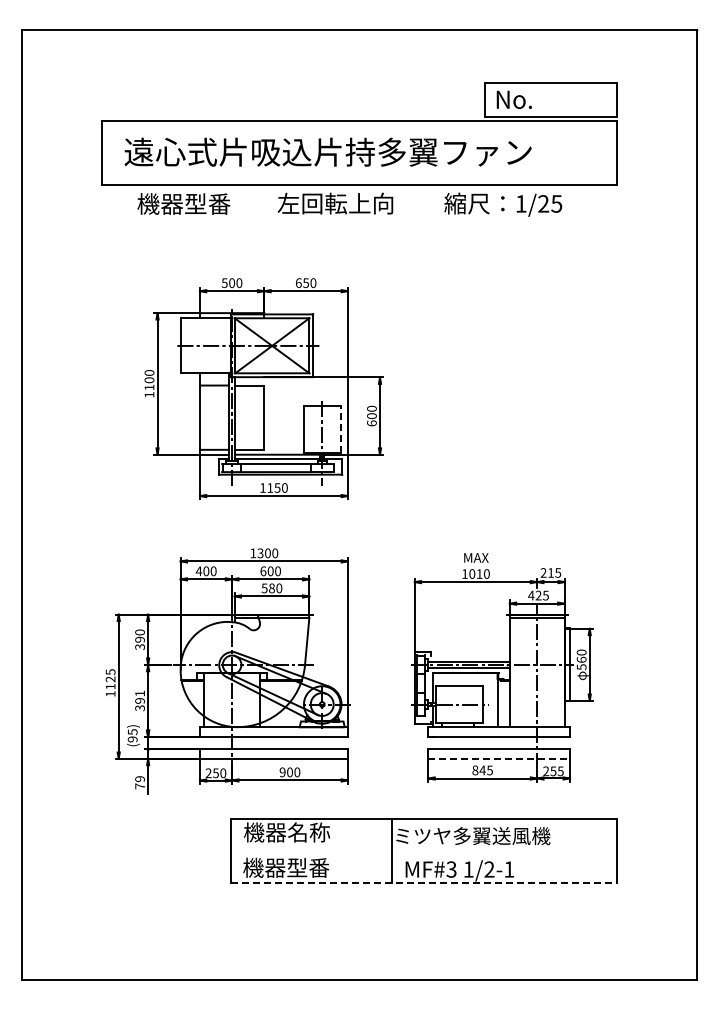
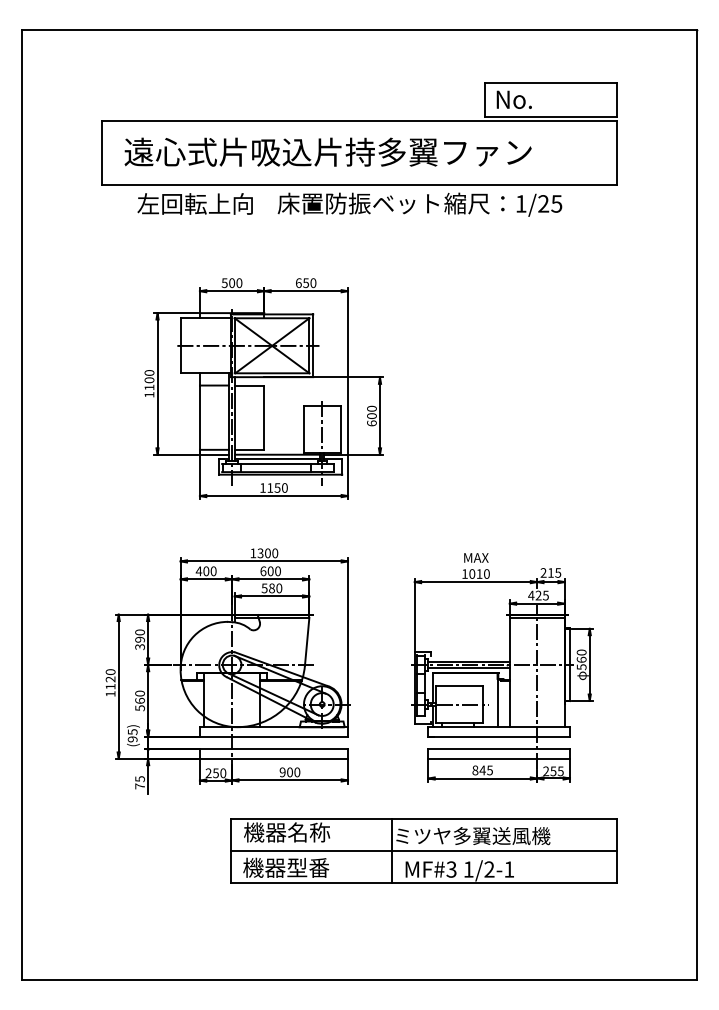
text: 機器型番 -> 左回転上向 (194, 203)
text: 左回転上向 -> 床置防振ベット (357, 203)
line: dashed -> solid (340, 429)
text: 1125 -> 1120 (110, 672)
text: 391 -> 560 (139, 700)
line: dashed -> solid (499, 758)
text: 79 -> 75 (139, 779)
line: none -> present (423, 850)
line: dashed -> solid (424, 883)
